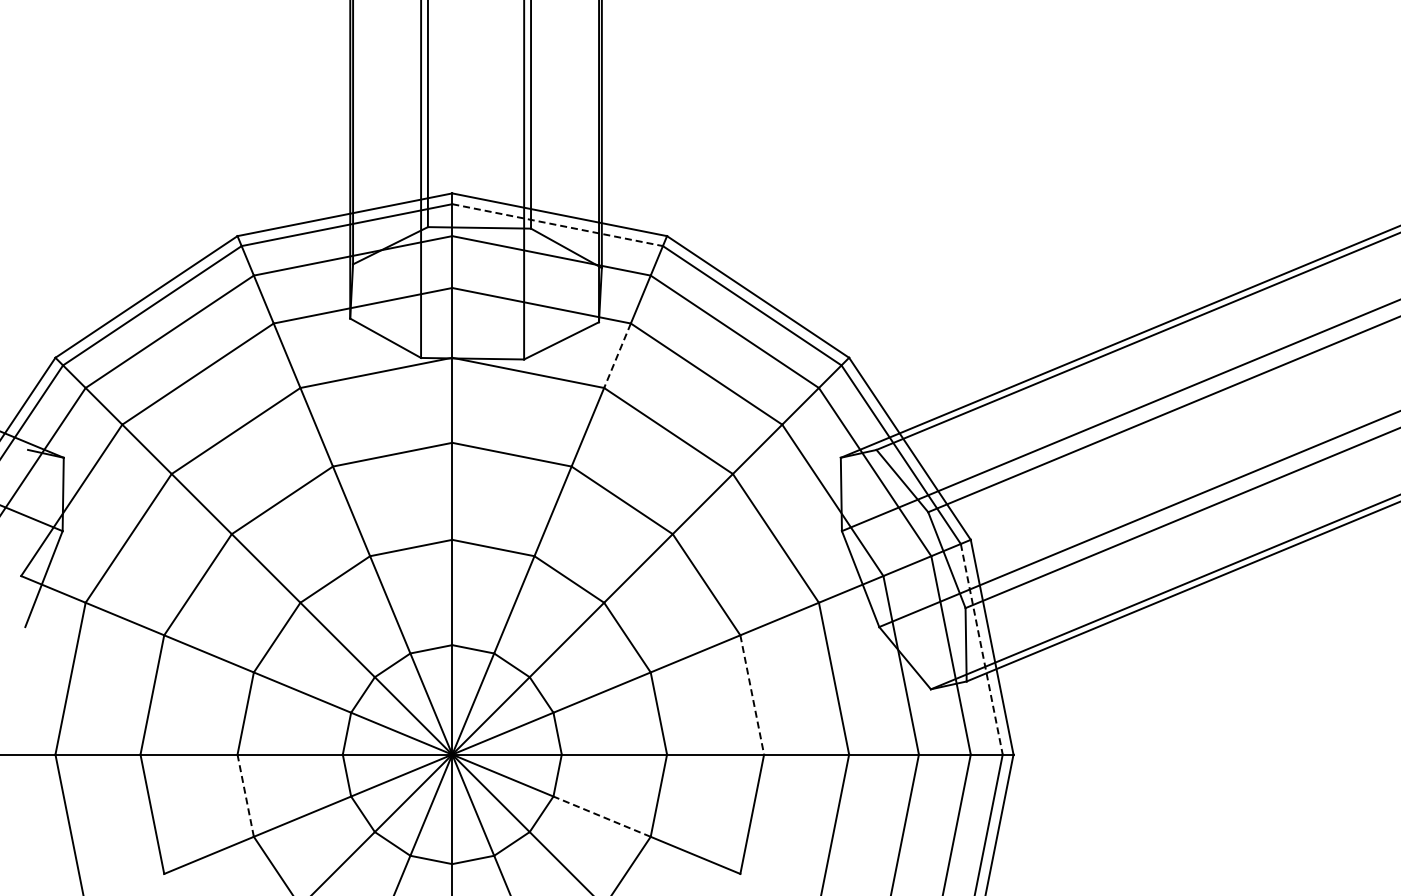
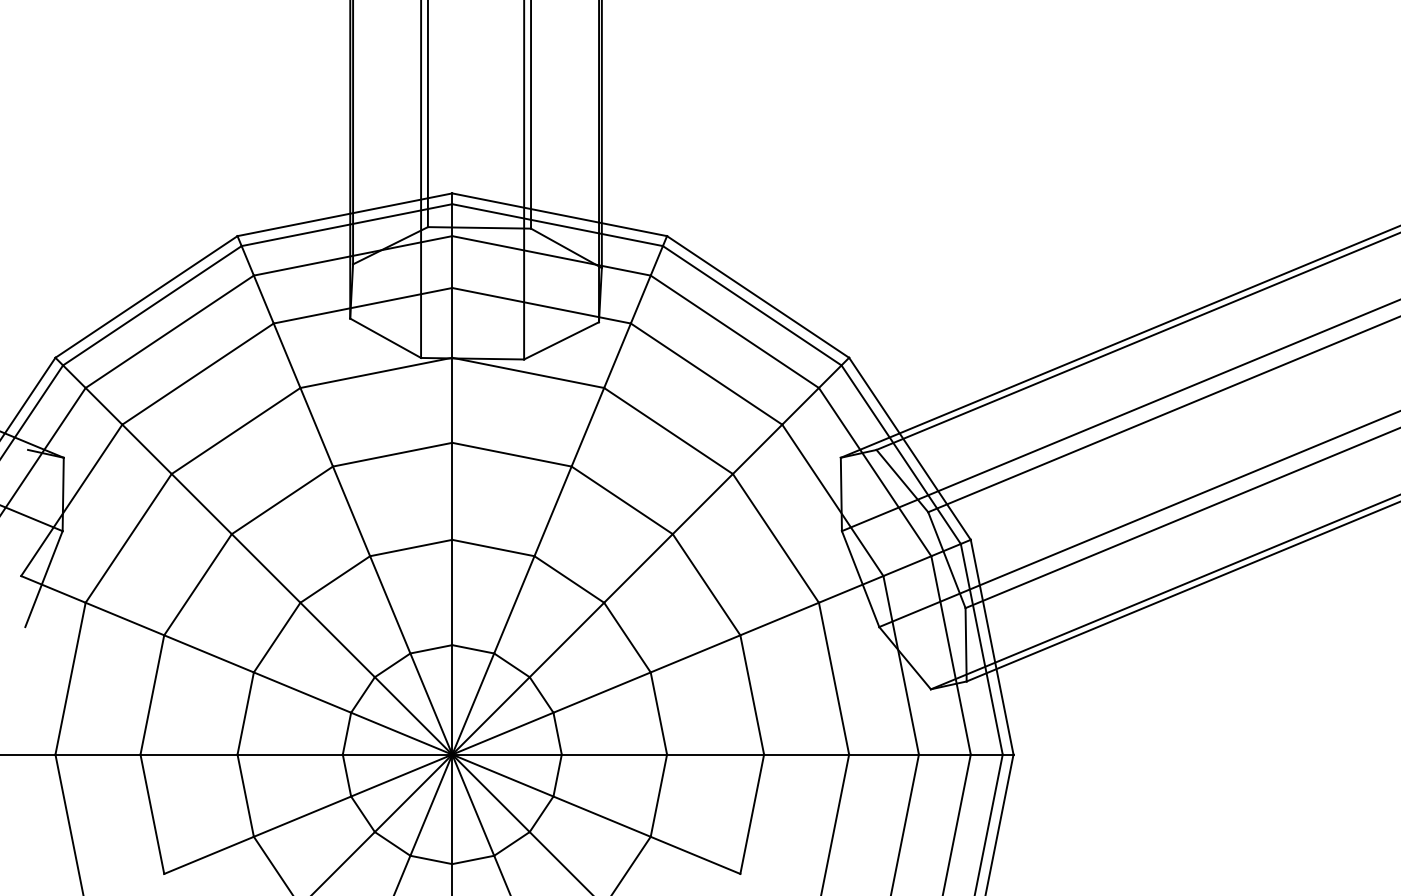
line: dashed -> solid (558, 225)
line: dashed -> solid (617, 355)
line: dashed -> solid (981, 649)
line: dashed -> solid (752, 694)
line: dashed -> solid (245, 795)
line: dashed -> solid (602, 816)
